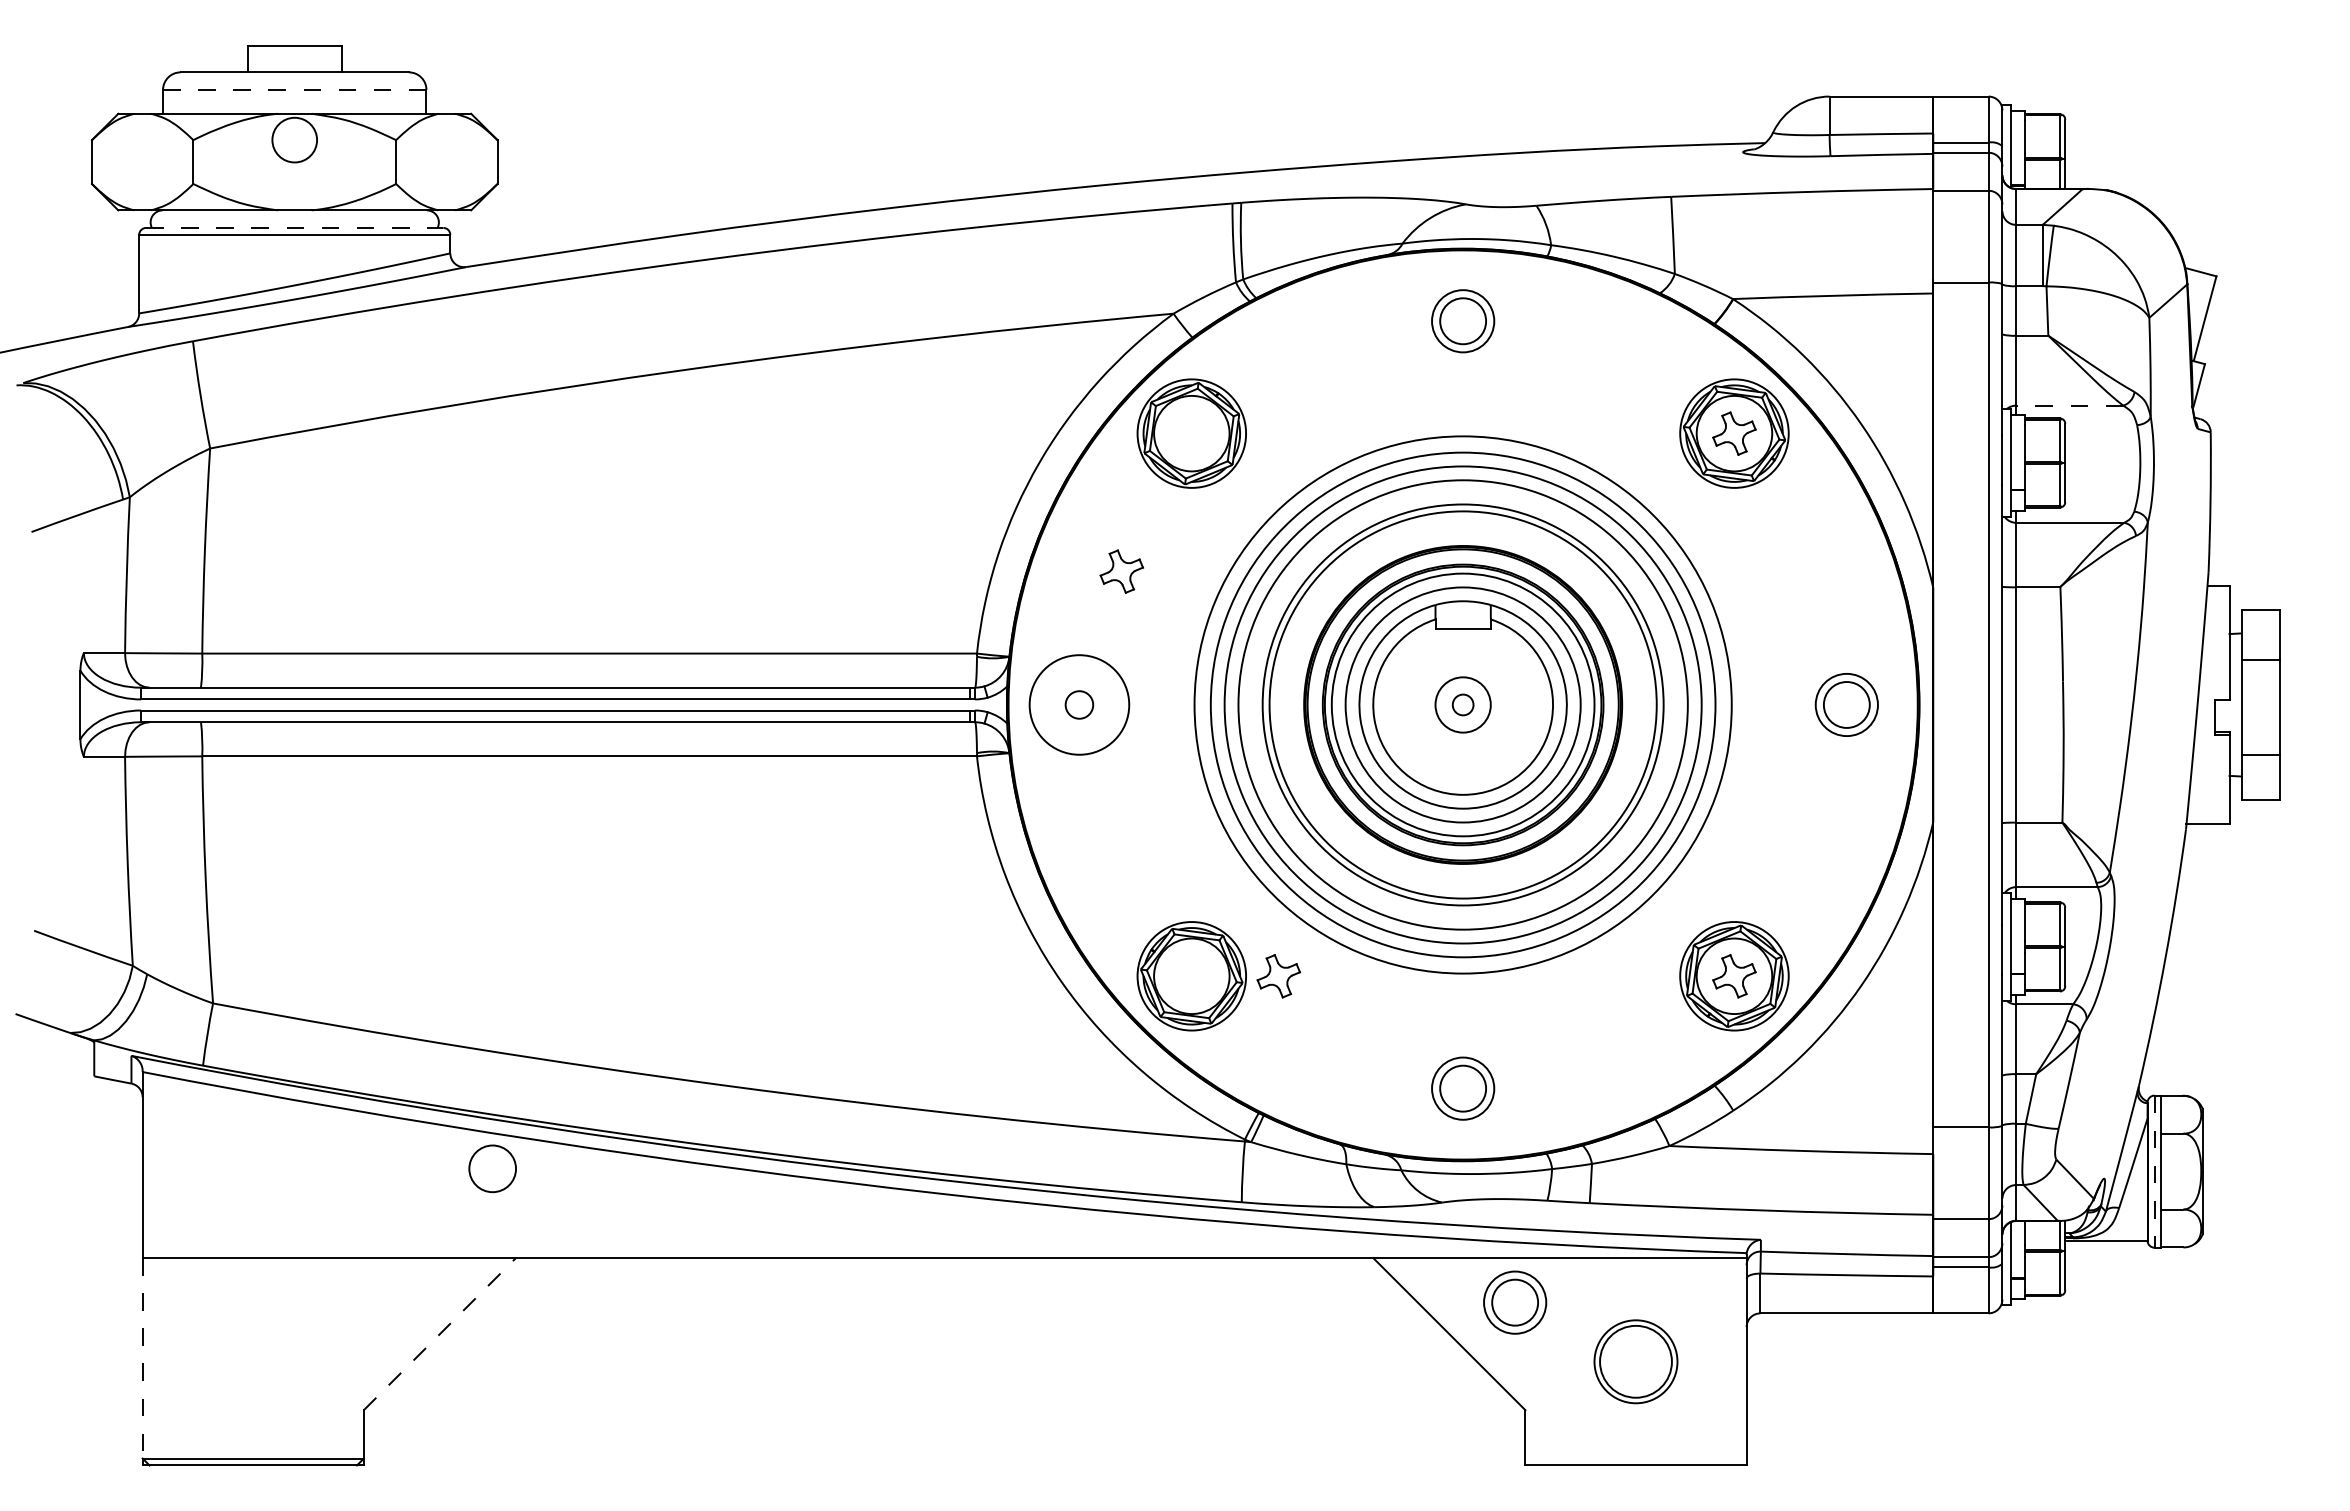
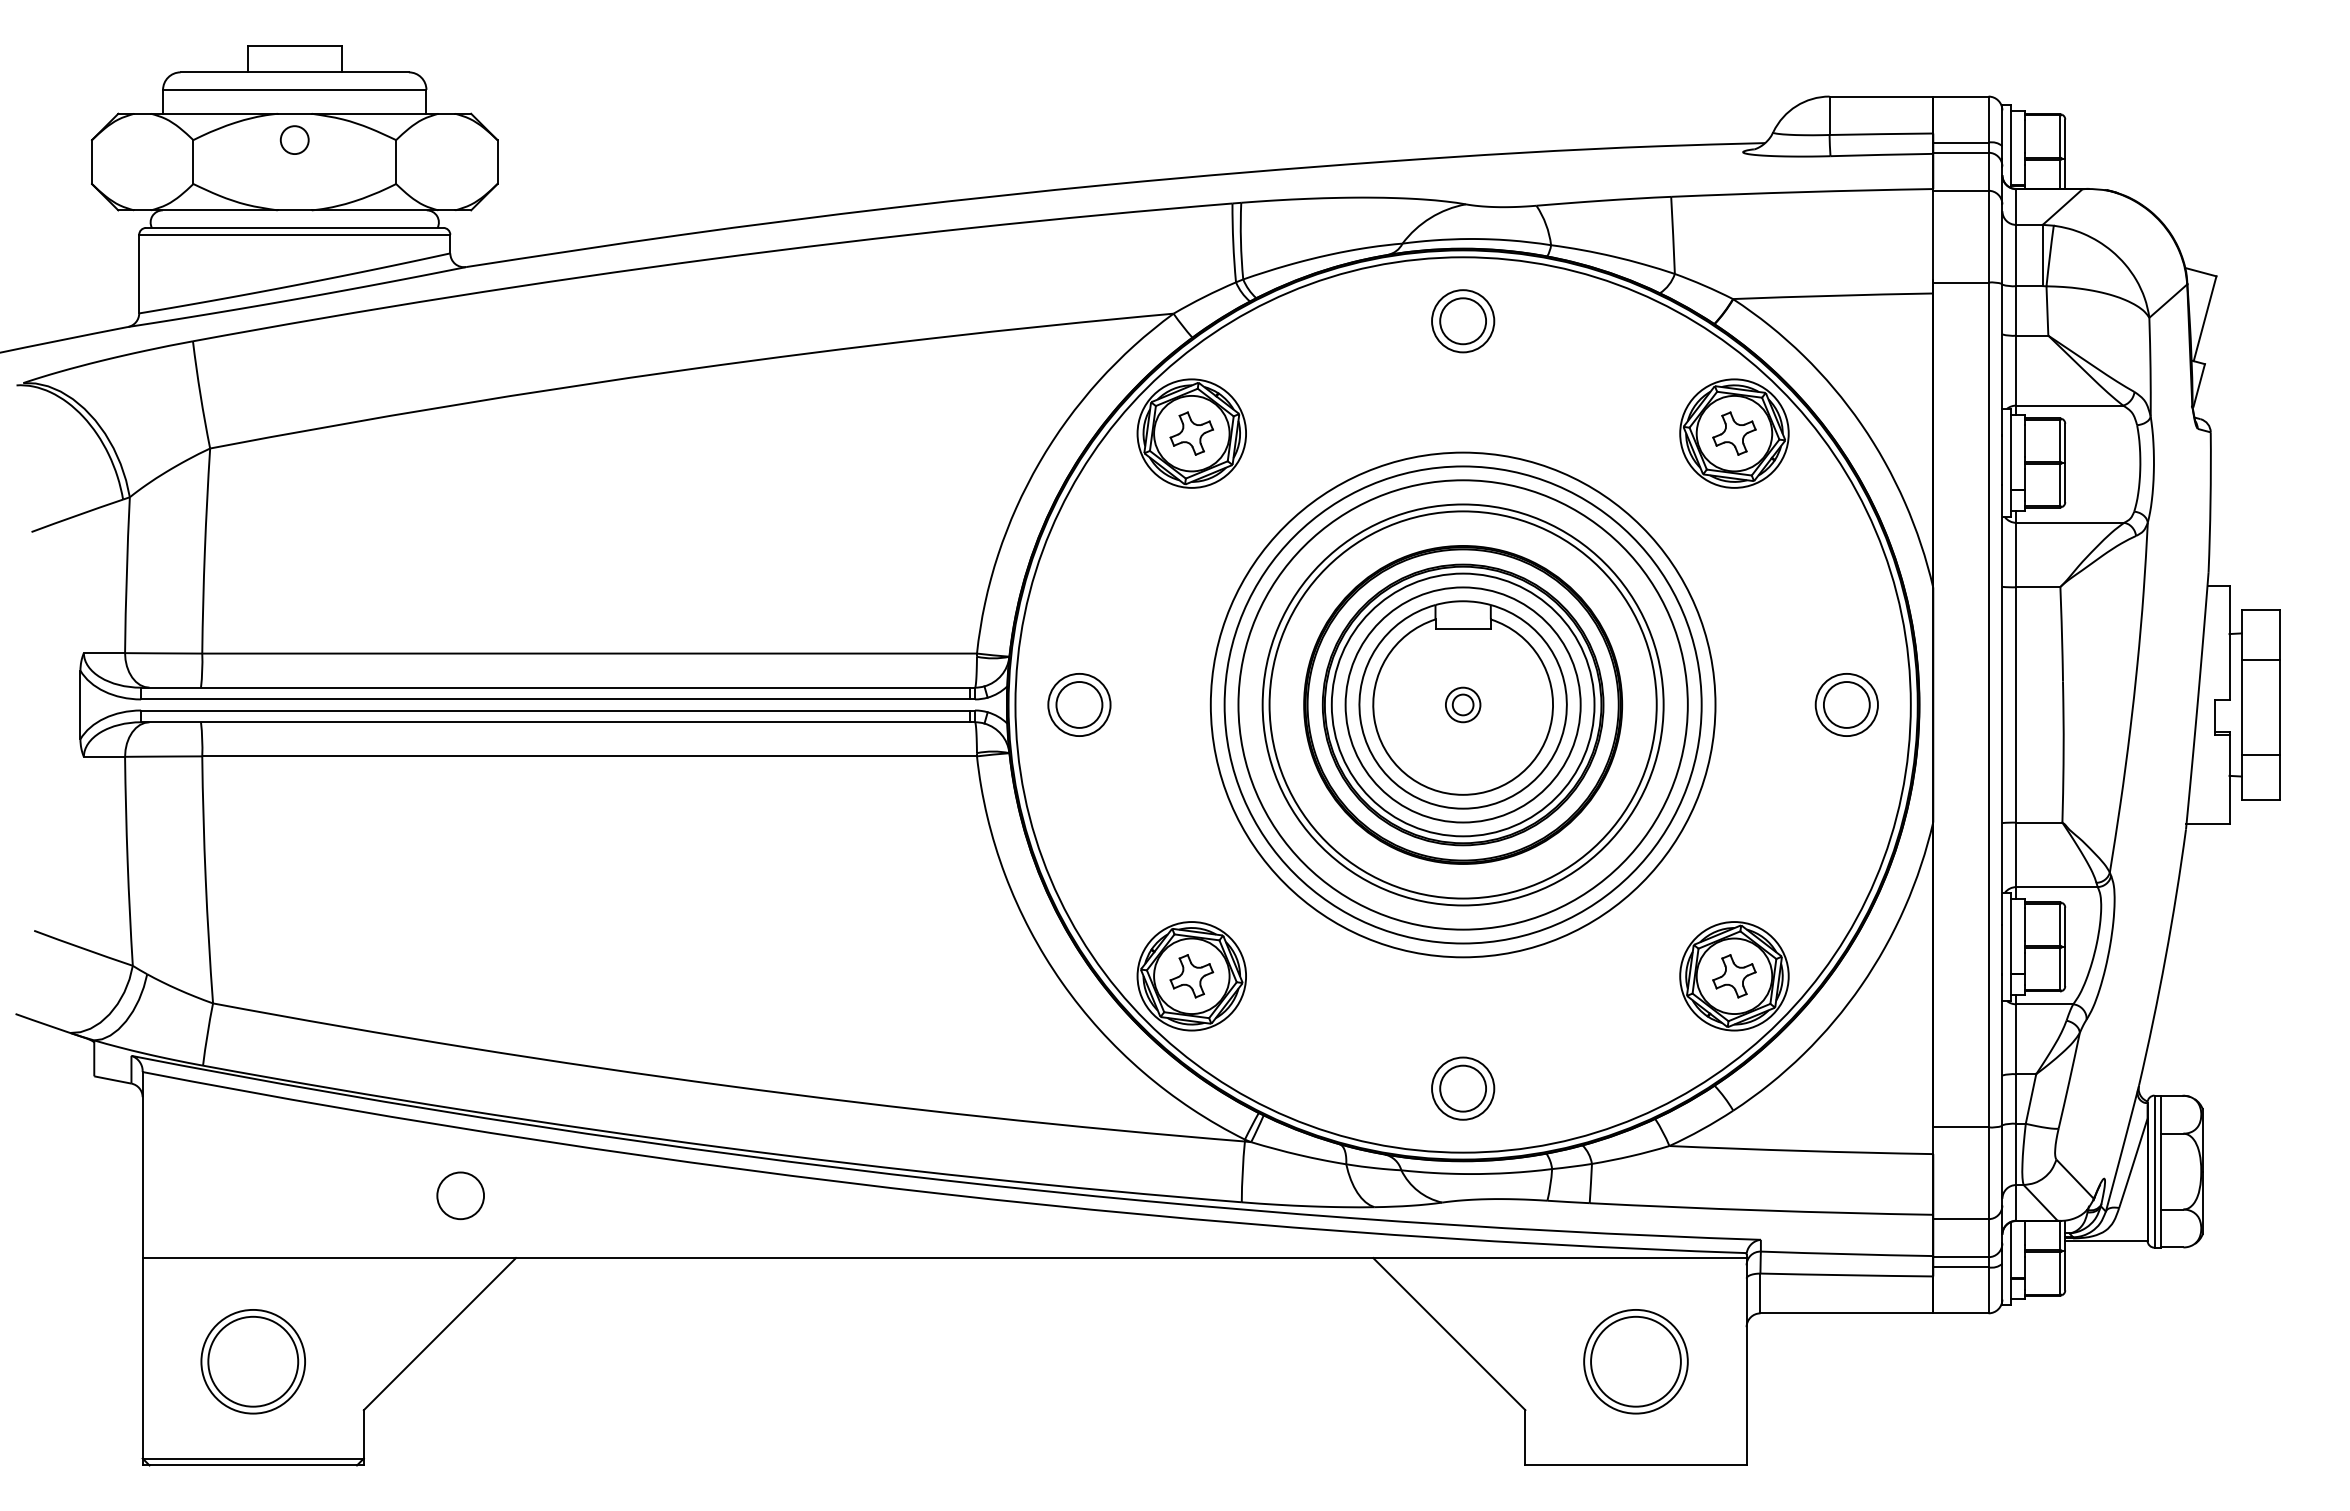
line: dashed -> solid (294, 89)
circle diameter: 45 px -> 28 px (294, 140)
line: dashed -> solid (294, 227)
line: dashed -> solid (2069, 405)
part position: (1121, 571) -> (1191, 433) (1191, 433)
circle diameter: 100 px -> 62 px (1079, 704)
circle diameter: 28 px -> 46 px (1079, 704)
circle diameter: 537 px -> 895 px (1462, 704)
circle diameter: 55 px -> 35 px (1462, 704)
part position: (1278, 976) -> (1191, 976) (1191, 976)
circle position: (492, 1168) -> (460, 1195) (460, 1195)
line: dashed -> solid (2154, 1172)
part: present -> none (1515, 1302)
line: dashed -> solid (439, 1334)
line: dashed -> solid (142, 1358)
part: none -> present (252, 1361)
part size: 86x86 px -> 106x106 px (1635, 1361)
